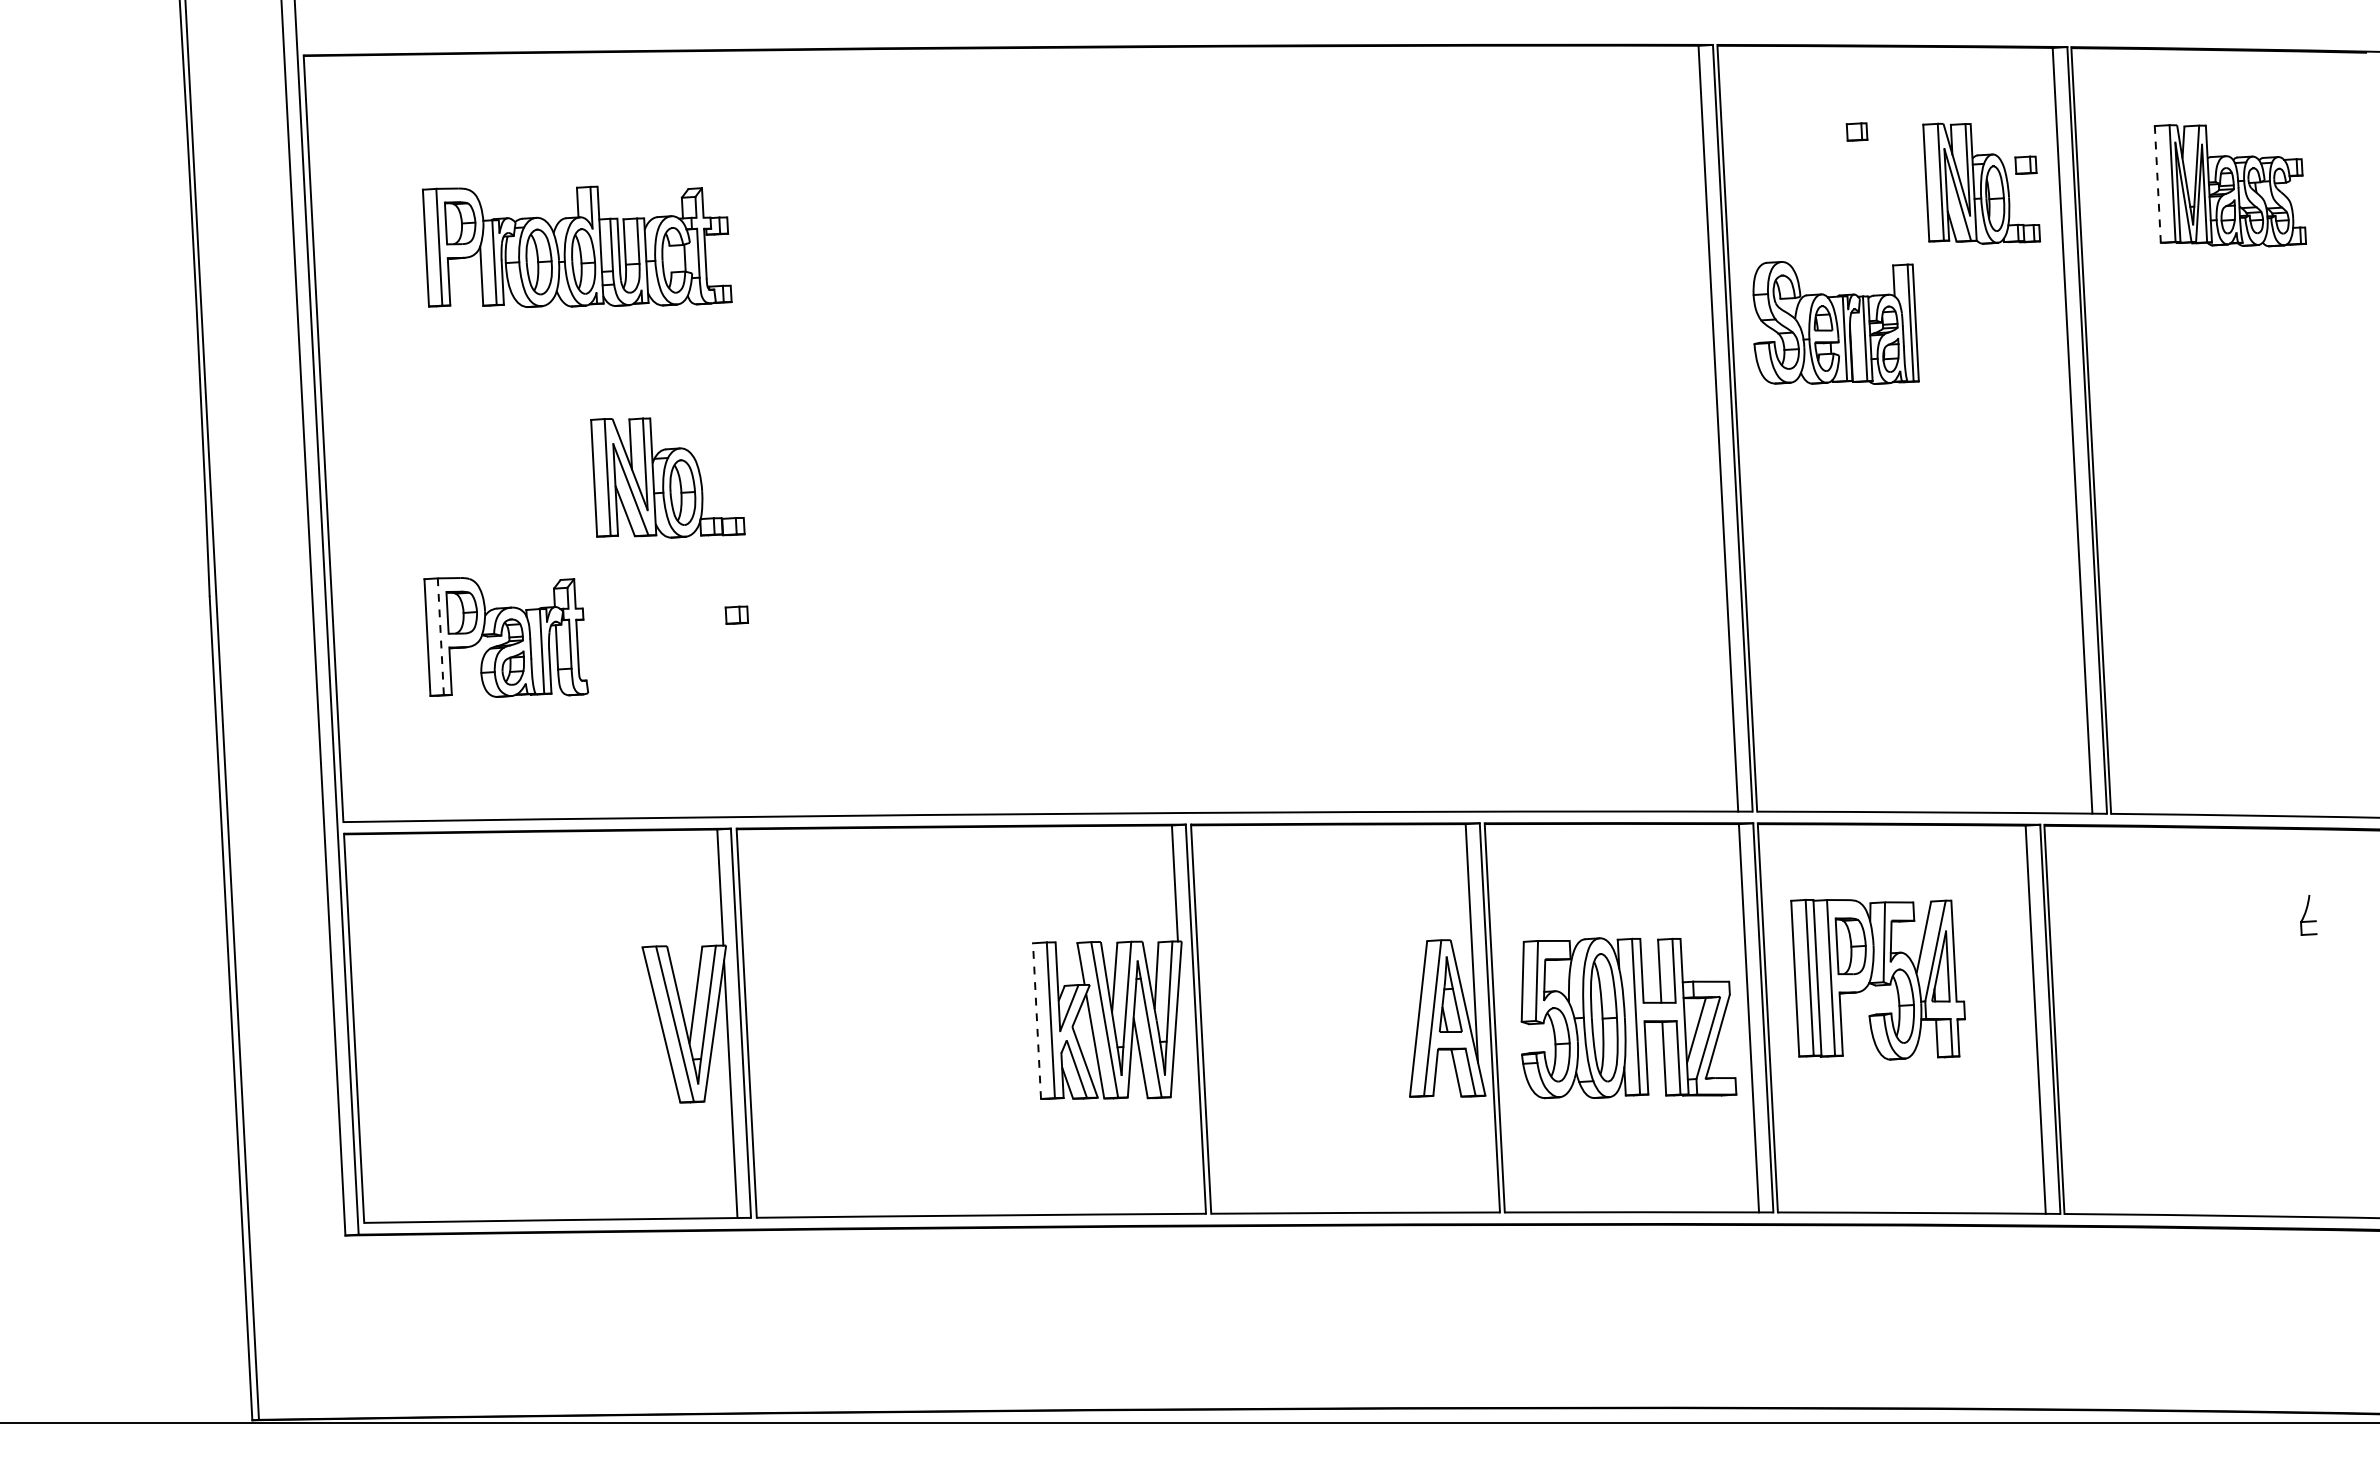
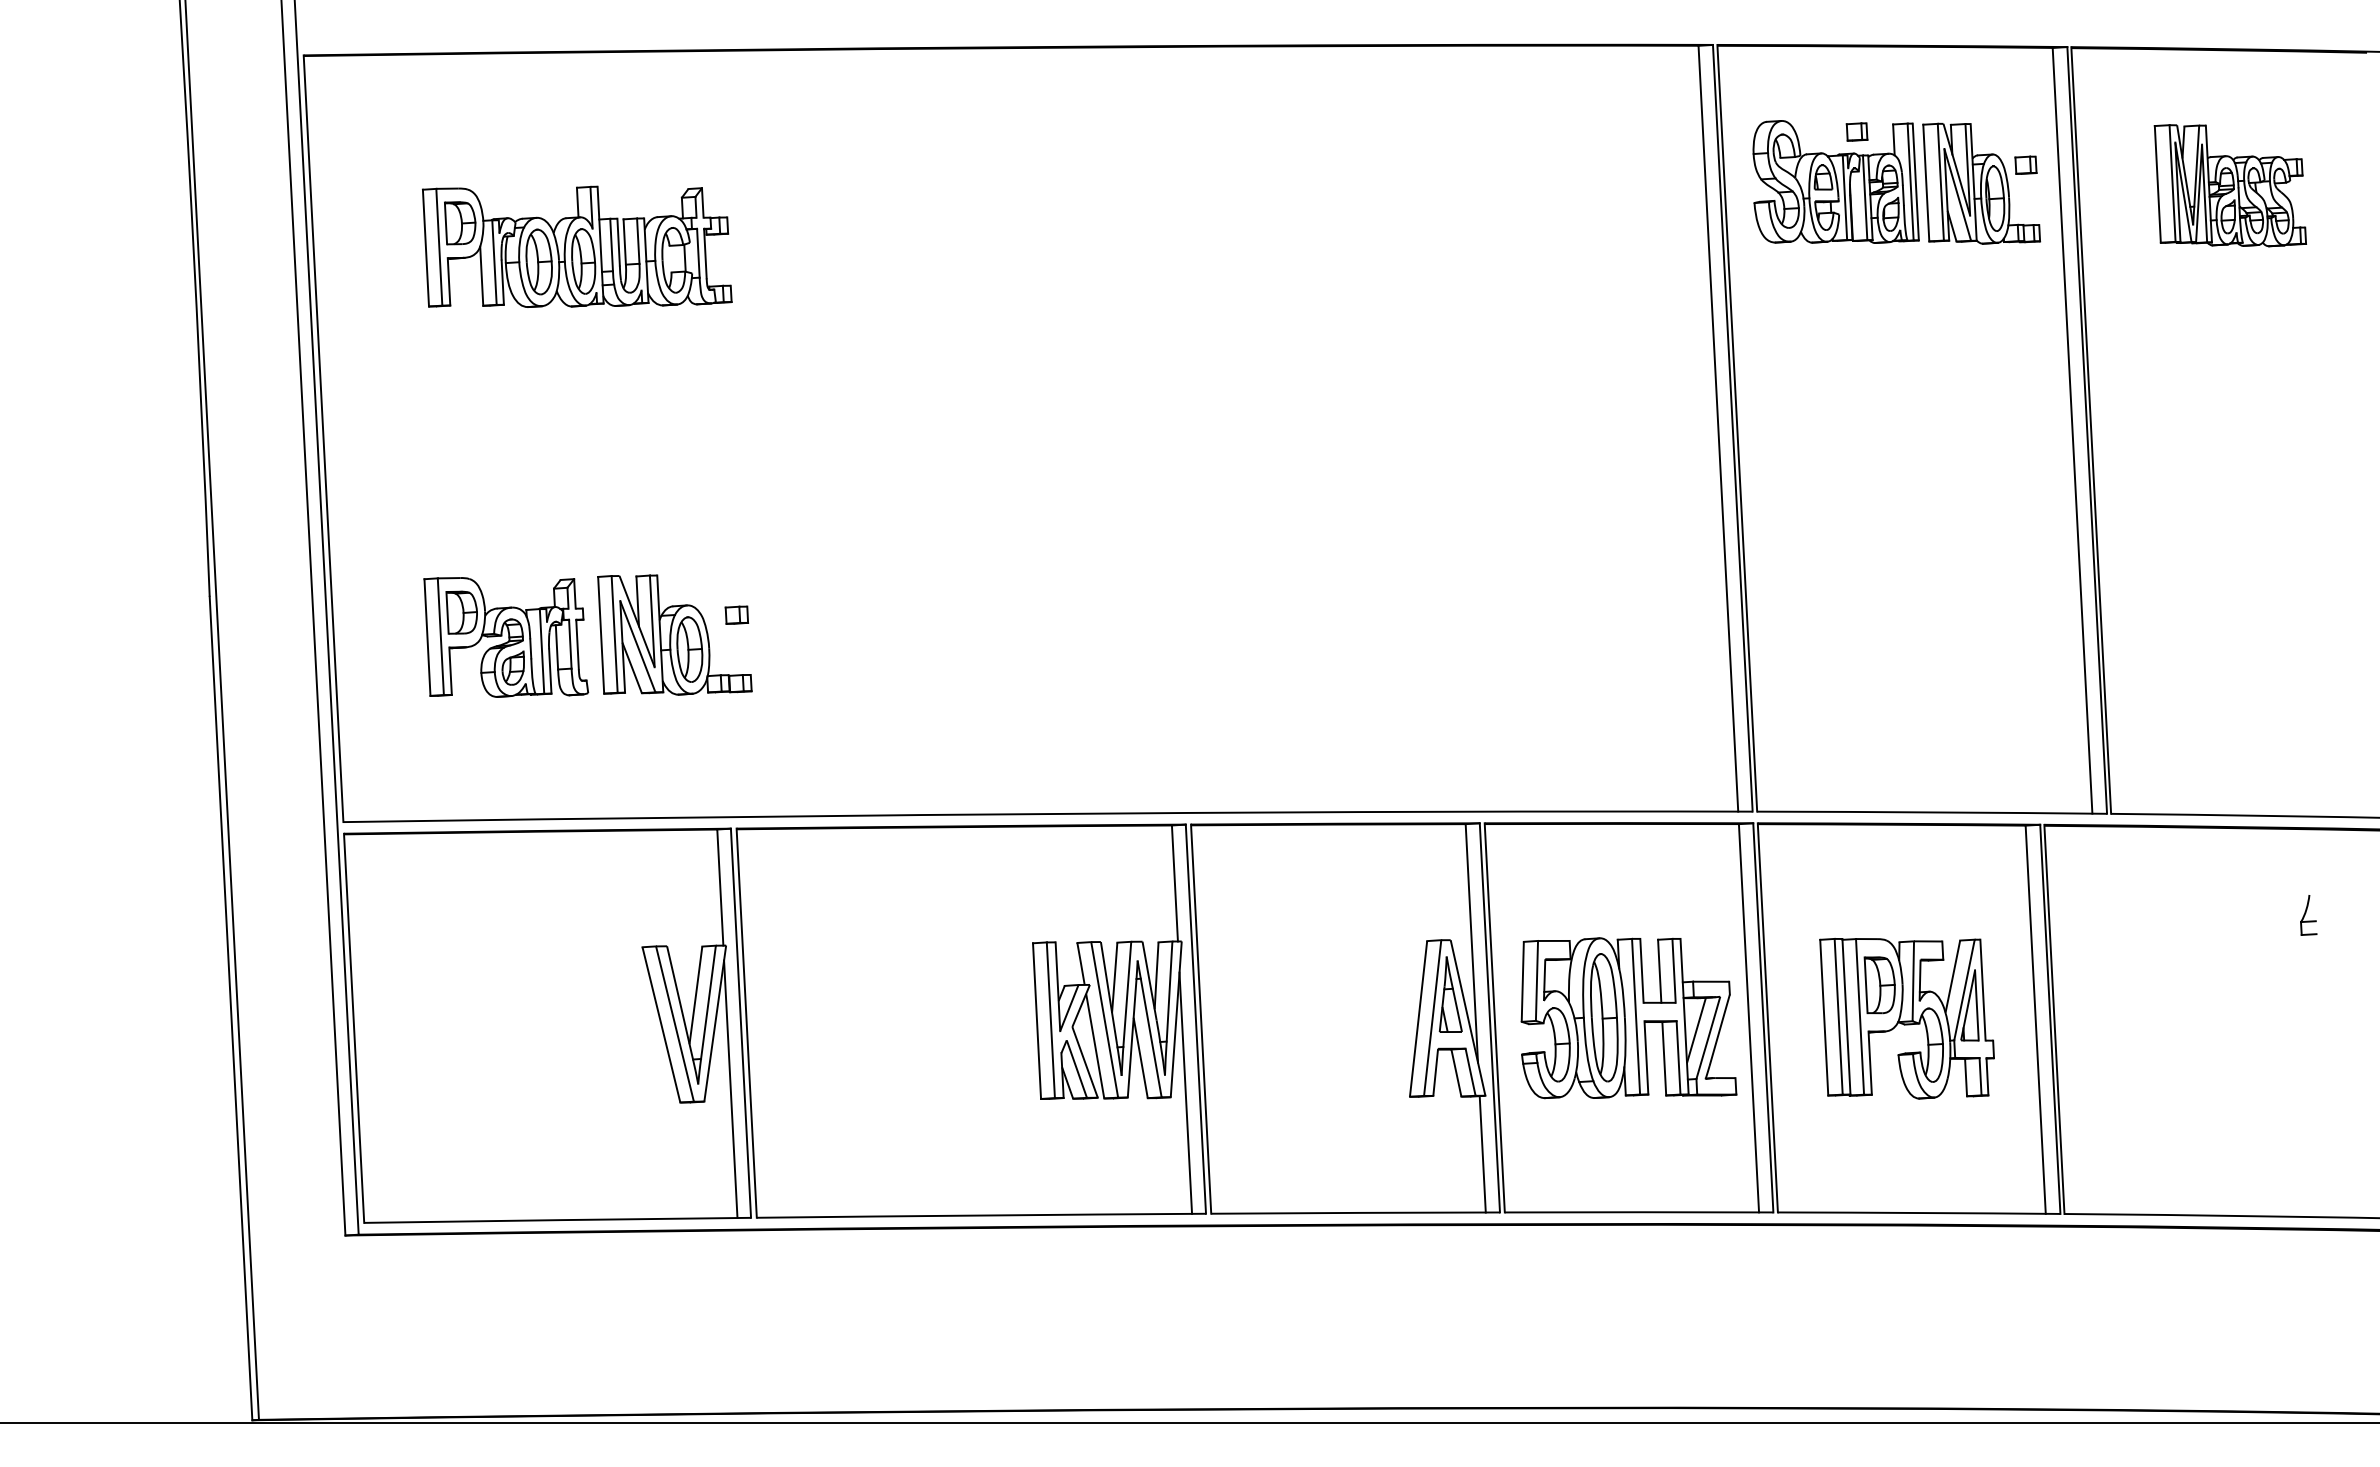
line: dashed -> solid (2157, 183)
part position: (1835, 322) -> (1835, 181) (1835, 181)
part position: (667, 477) -> (674, 634) (674, 634)
line: dashed -> solid (440, 637)
part position: (1877, 979) -> (1906, 1018) (1906, 1018)
line: dashed -> solid (1037, 1021)
line: none -> present (1185, 1092)
line: none -> present (1482, 1154)
